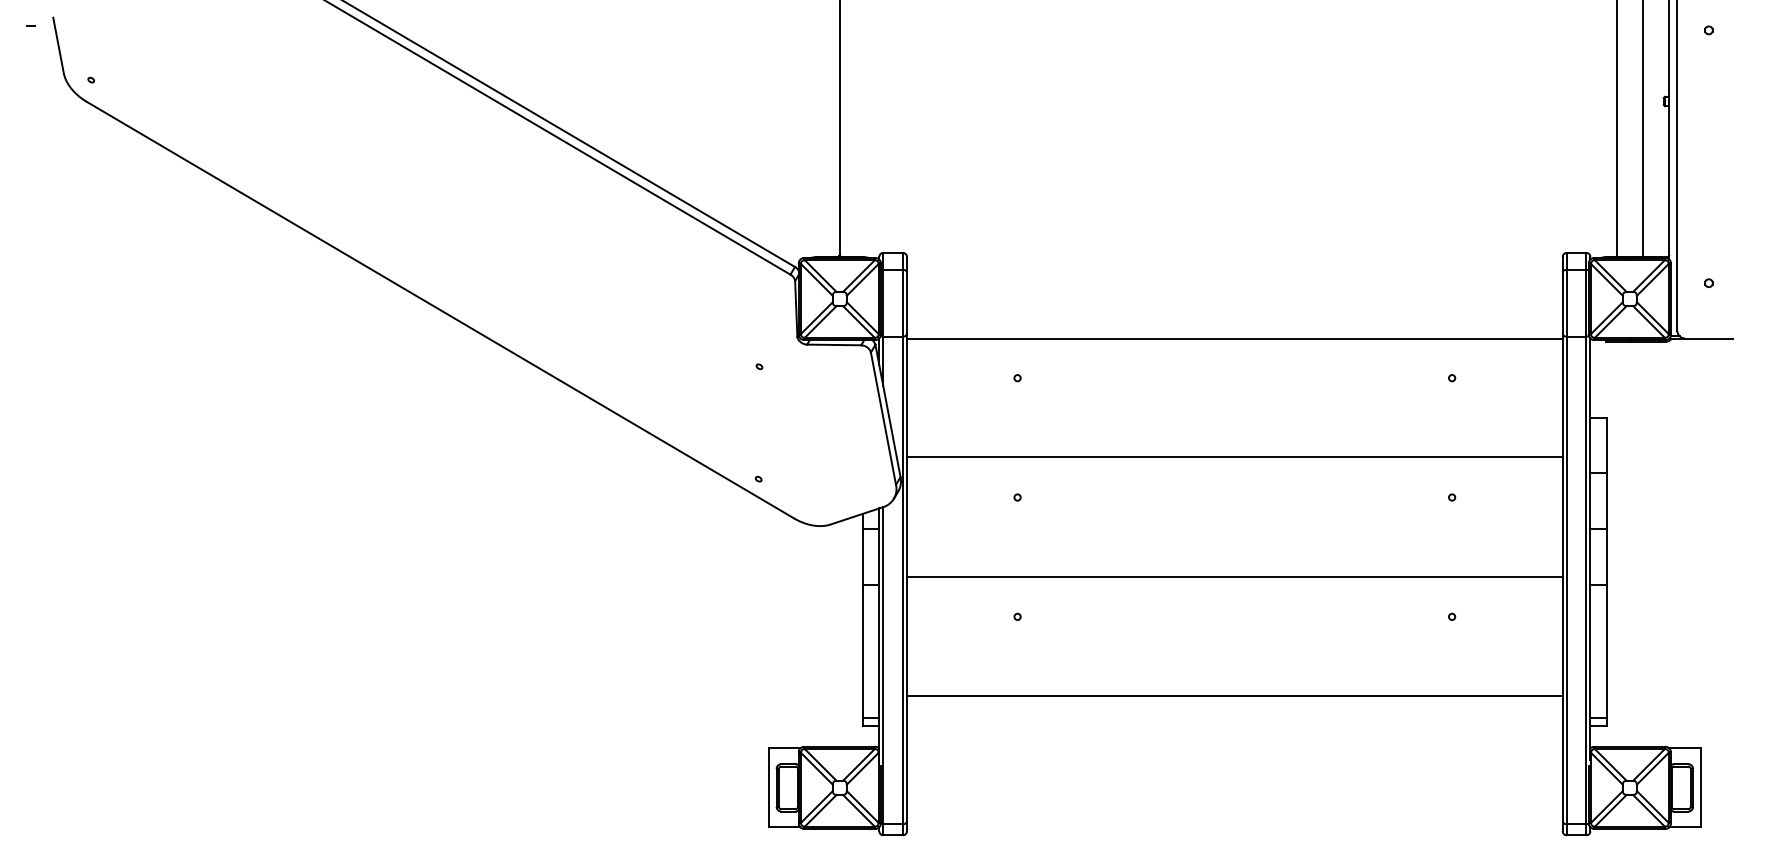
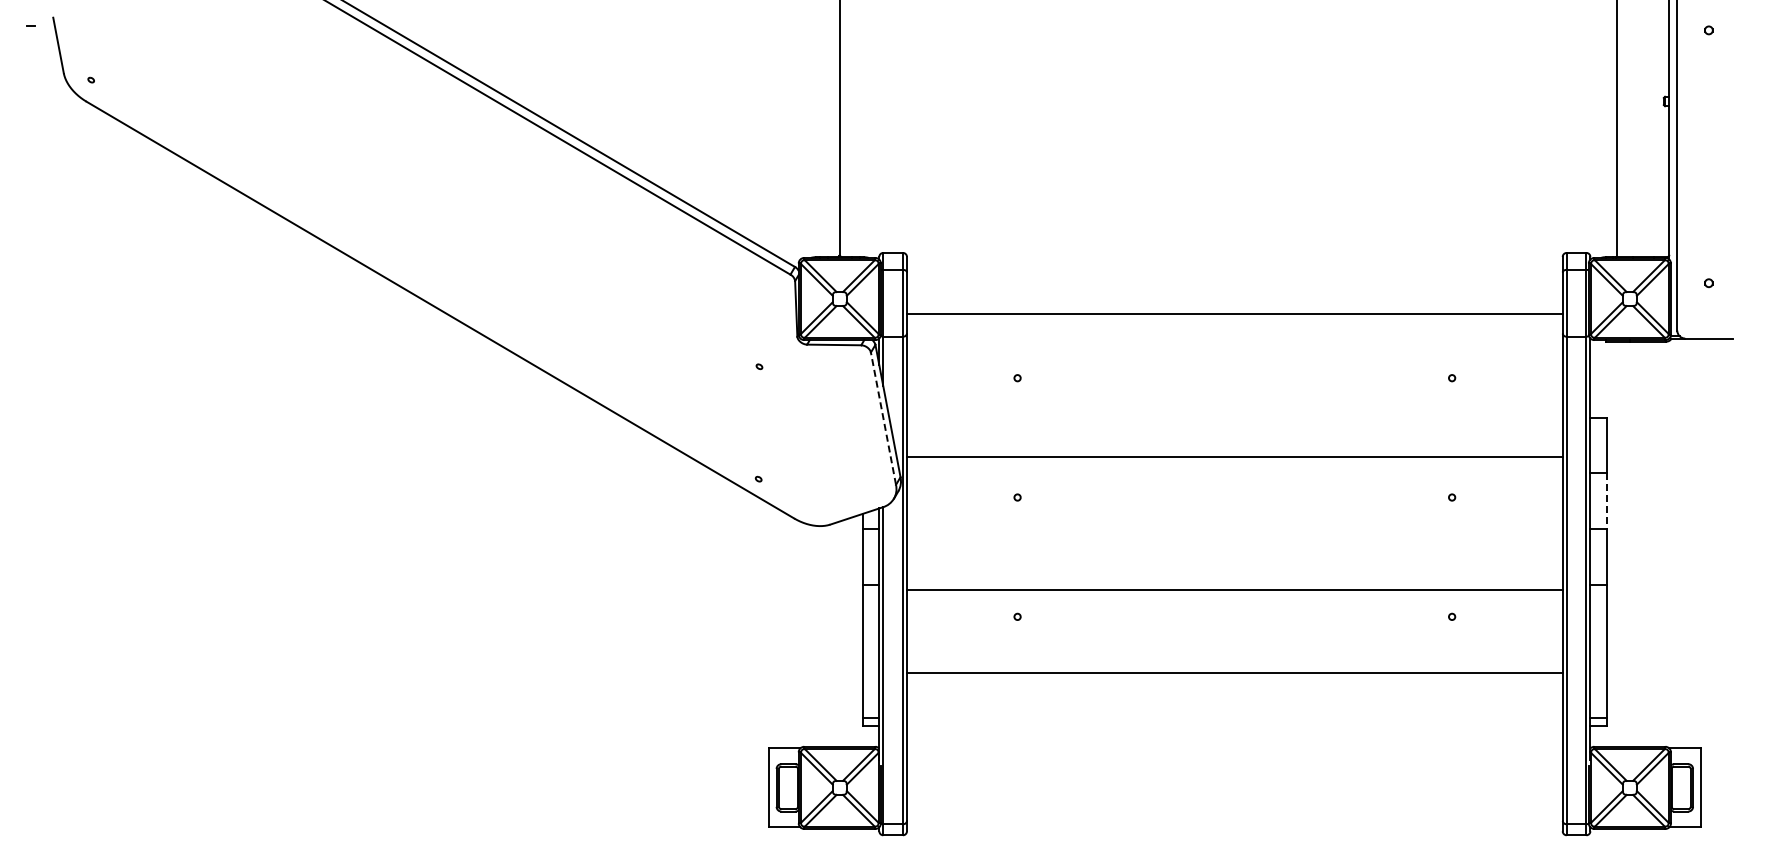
line: present -> none (1642, 129)
line position: (1234, 338) -> (1234, 313) (1234, 313)
line: solid -> dashed (883, 418)
line: solid -> dashed (1606, 501)
line position: (1234, 576) -> (1234, 589) (1234, 589)
line position: (1234, 695) -> (1234, 672) (1234, 672)
